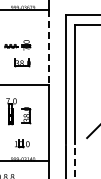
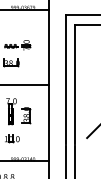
line: dashed -> solid (48, 47)
part position: (22, 62) -> (11, 62) (11, 62)
part position: (22, 143) -> (12, 138) (12, 138)
line: dashed -> solid (75, 161)
